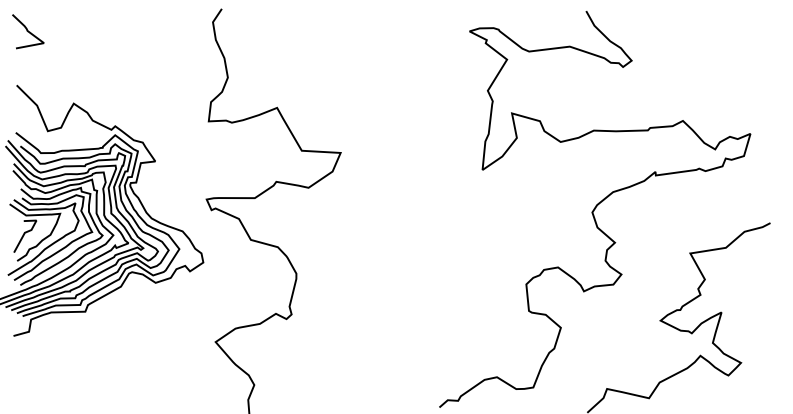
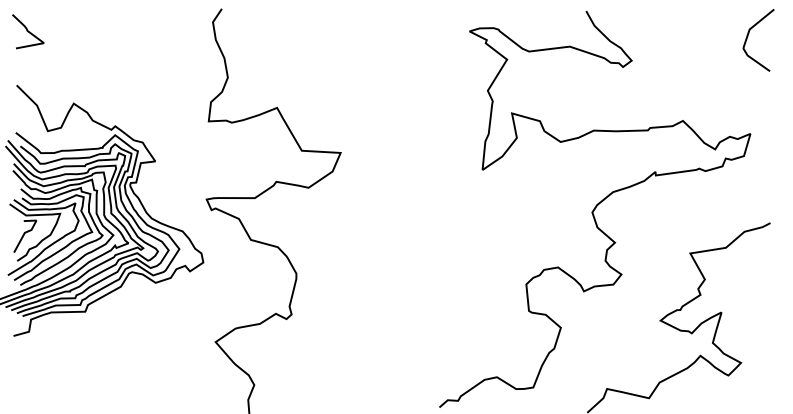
curve: none -> present (748, 36)
